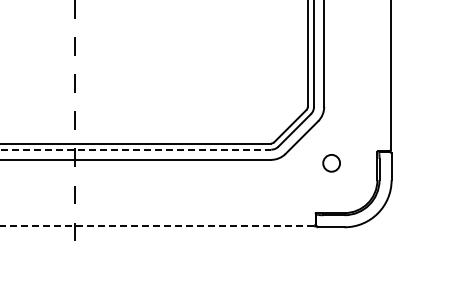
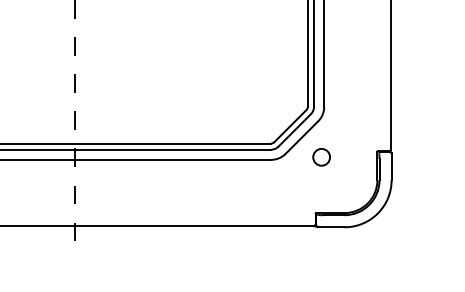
line: dashed -> solid (136, 149)
circle position: (331, 163) -> (321, 157) (321, 157)
line: dashed -> solid (157, 226)
